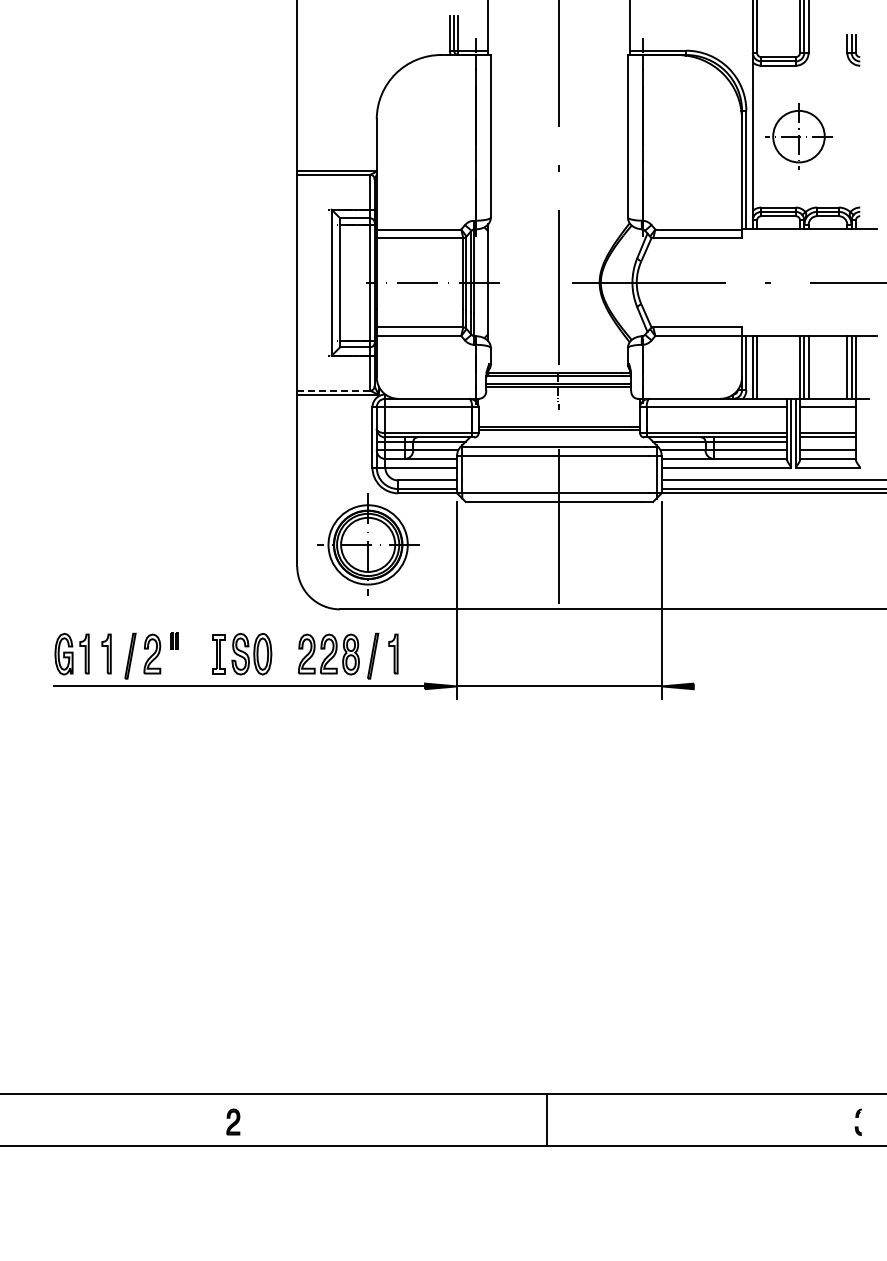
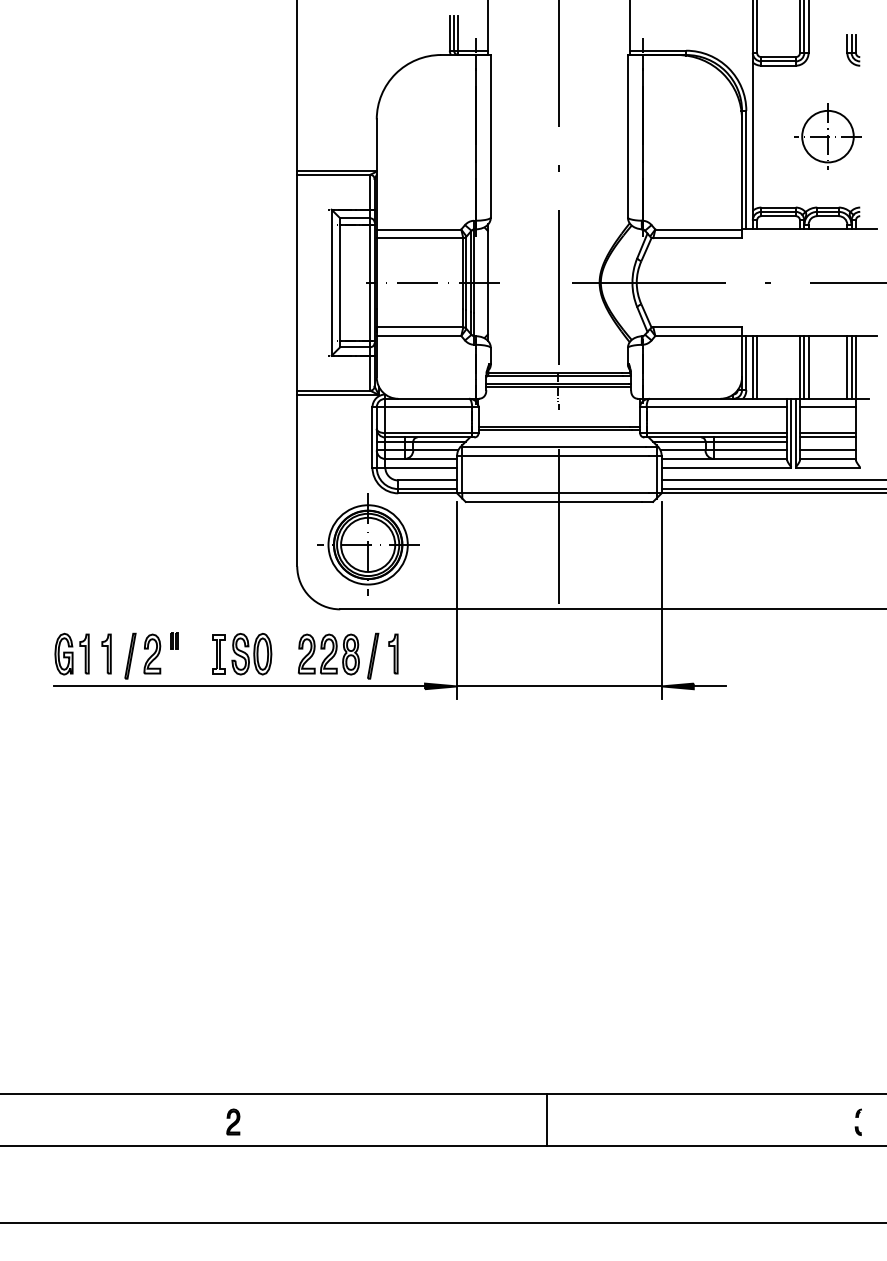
part position: (798, 136) -> (827, 136) (827, 136)
line: dashed -> solid (333, 390)
line: none -> present (709, 686)
line: none -> present (442, 1223)
